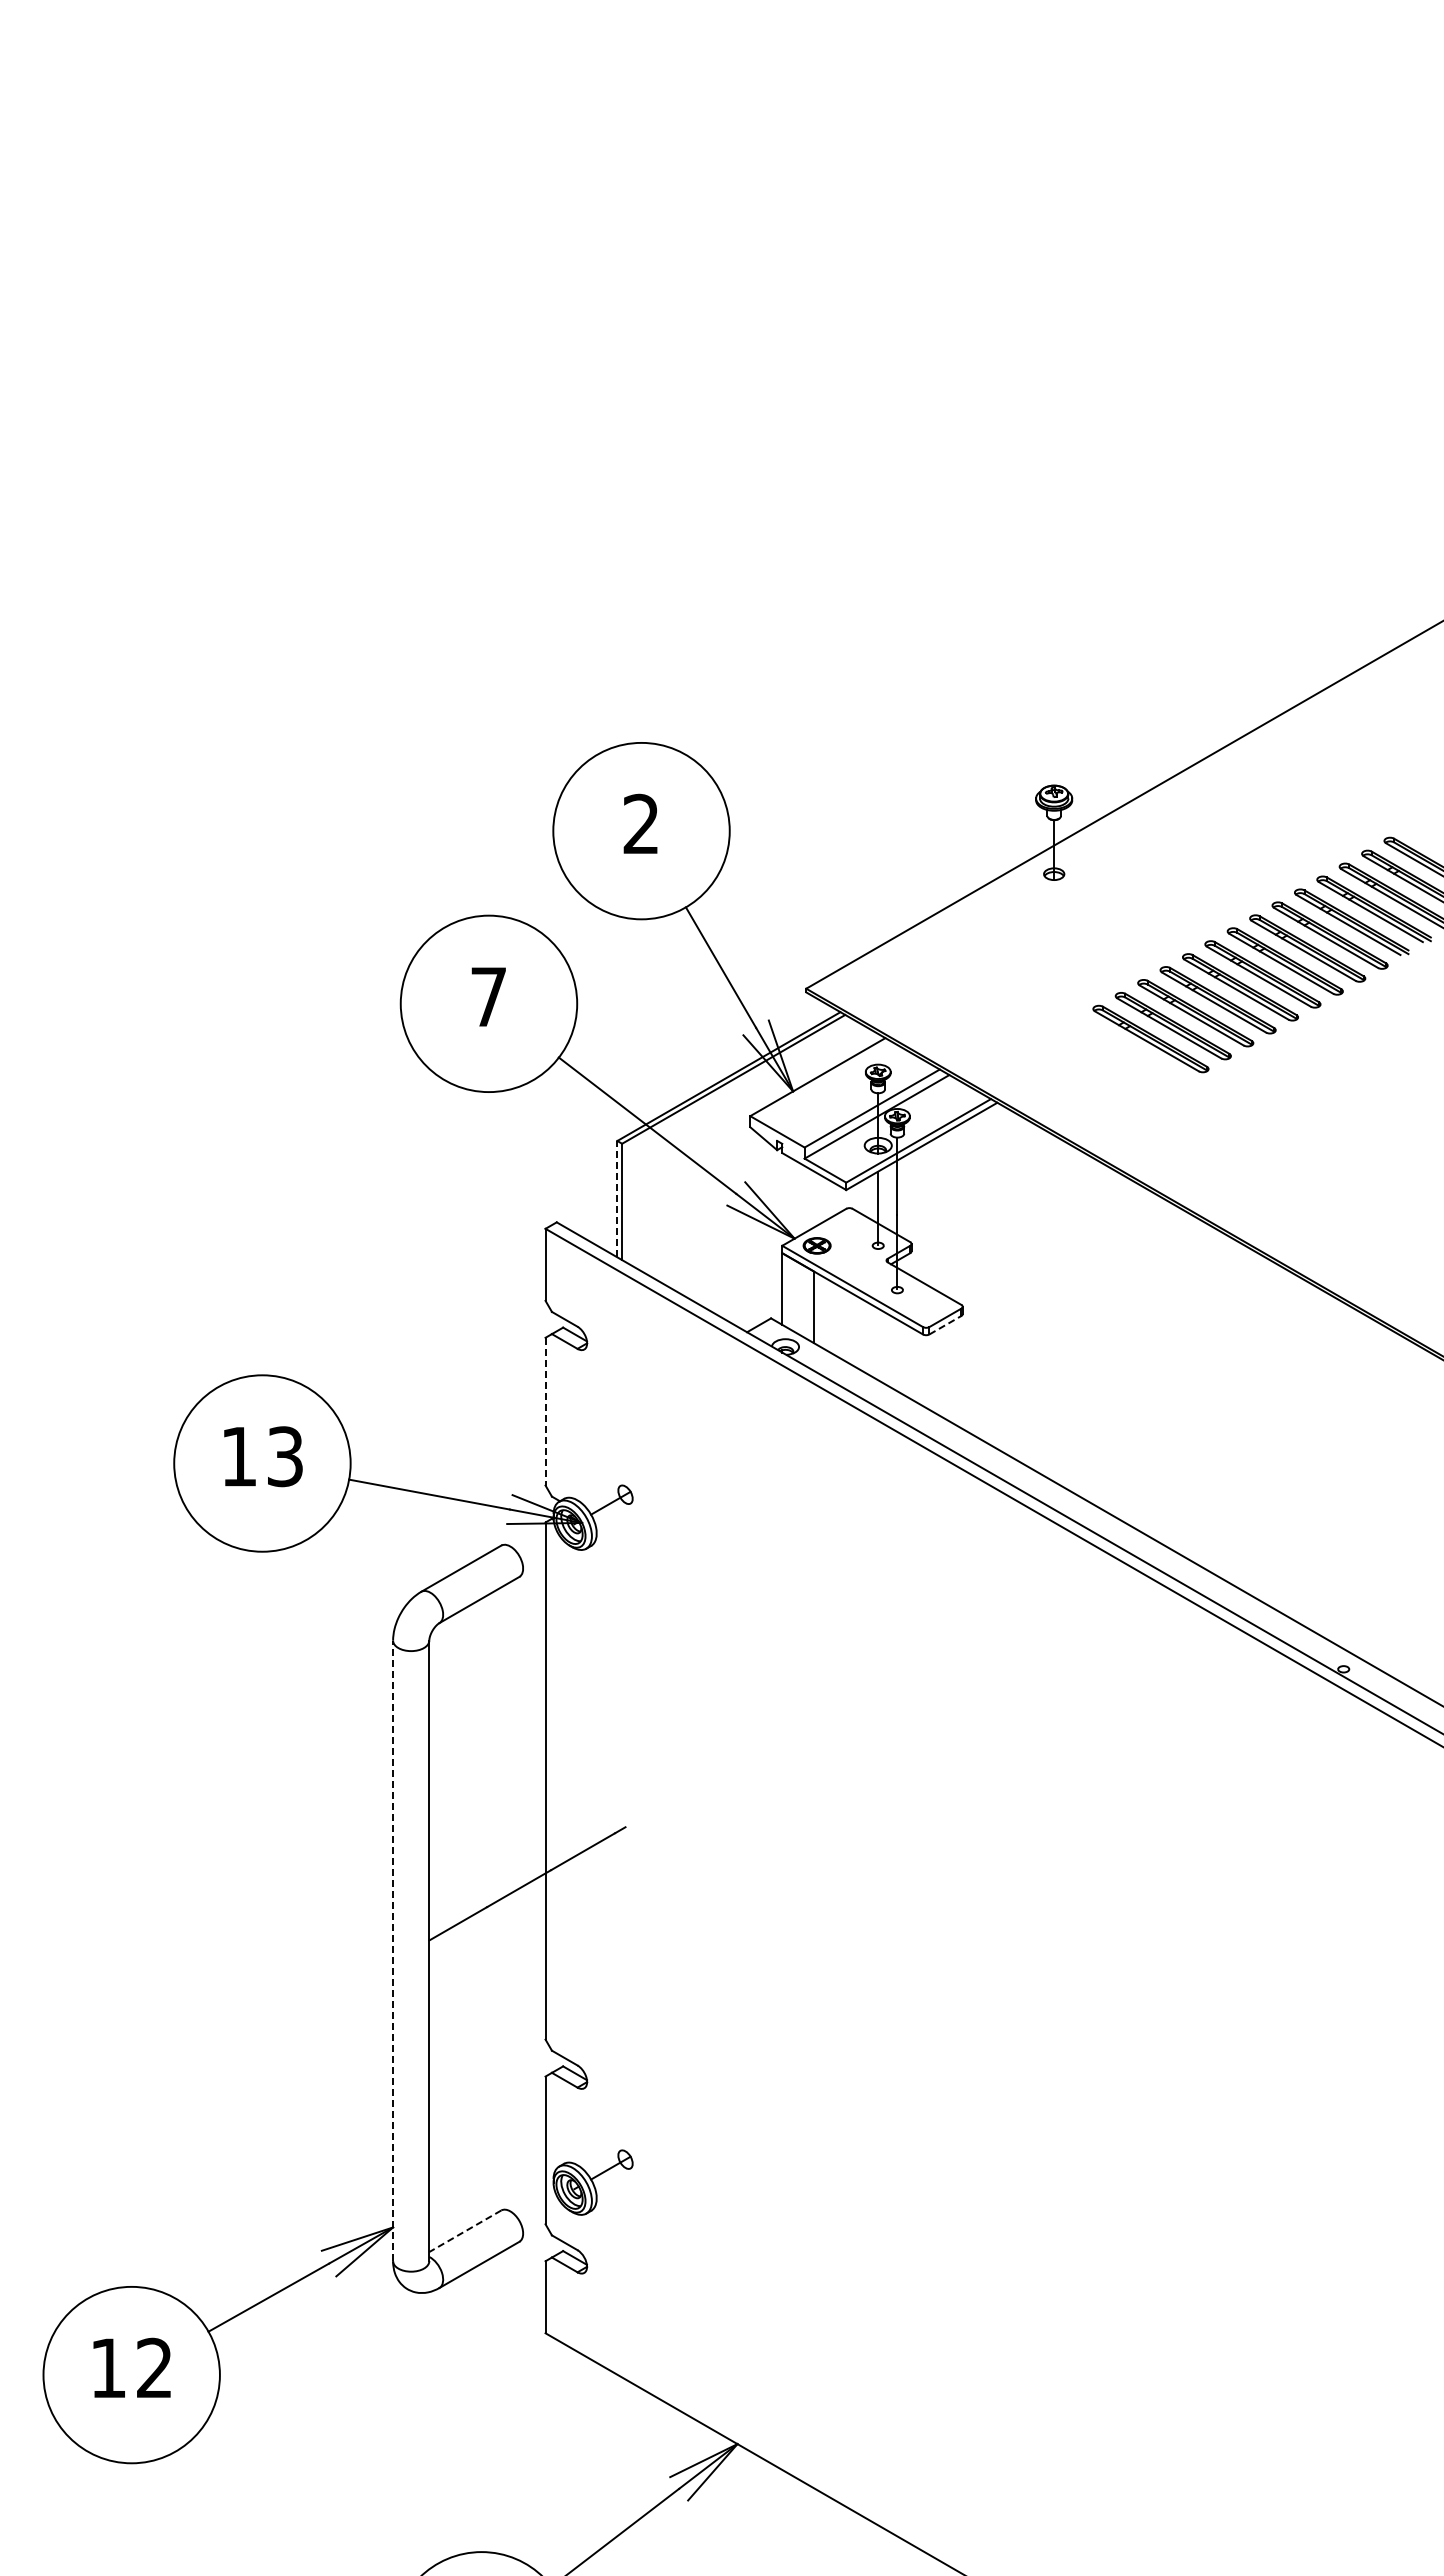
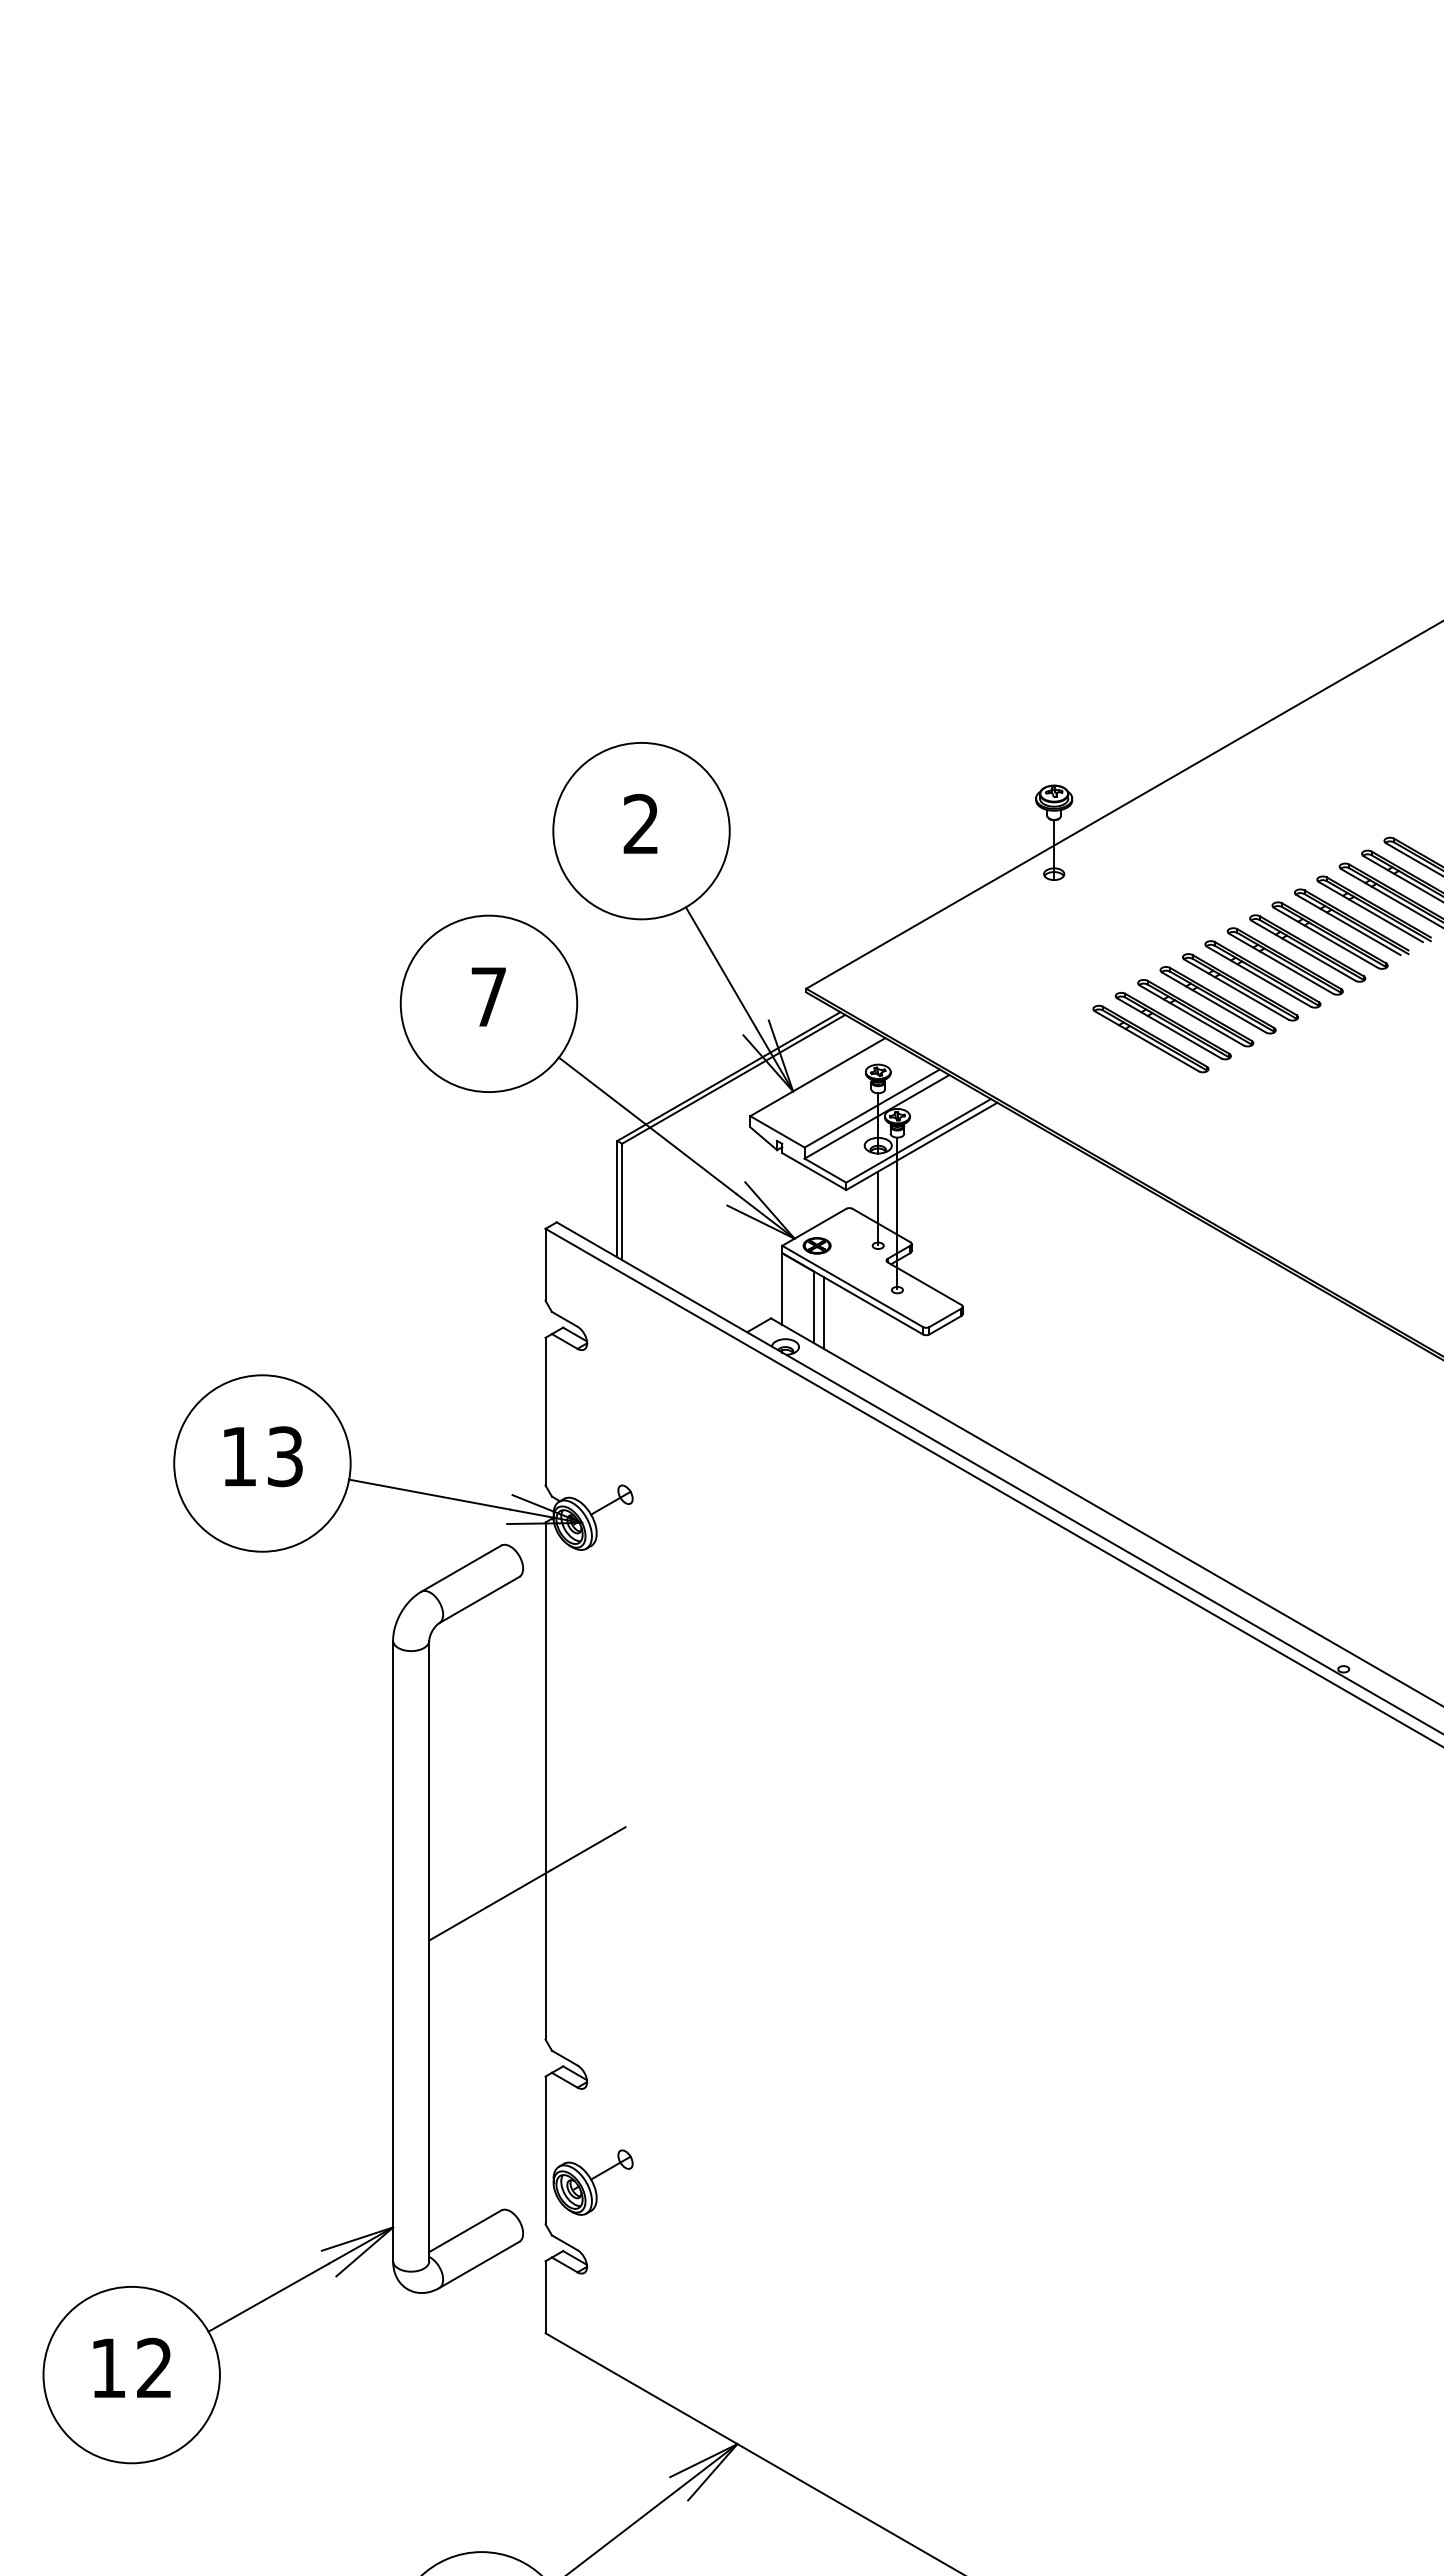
line: dashed -> solid (617, 1198)
line: none -> present (823, 1312)
line: dashed -> solid (945, 1324)
line: dashed -> solid (545, 1411)
line: dashed -> solid (393, 1950)
line: dashed -> solid (465, 2231)
